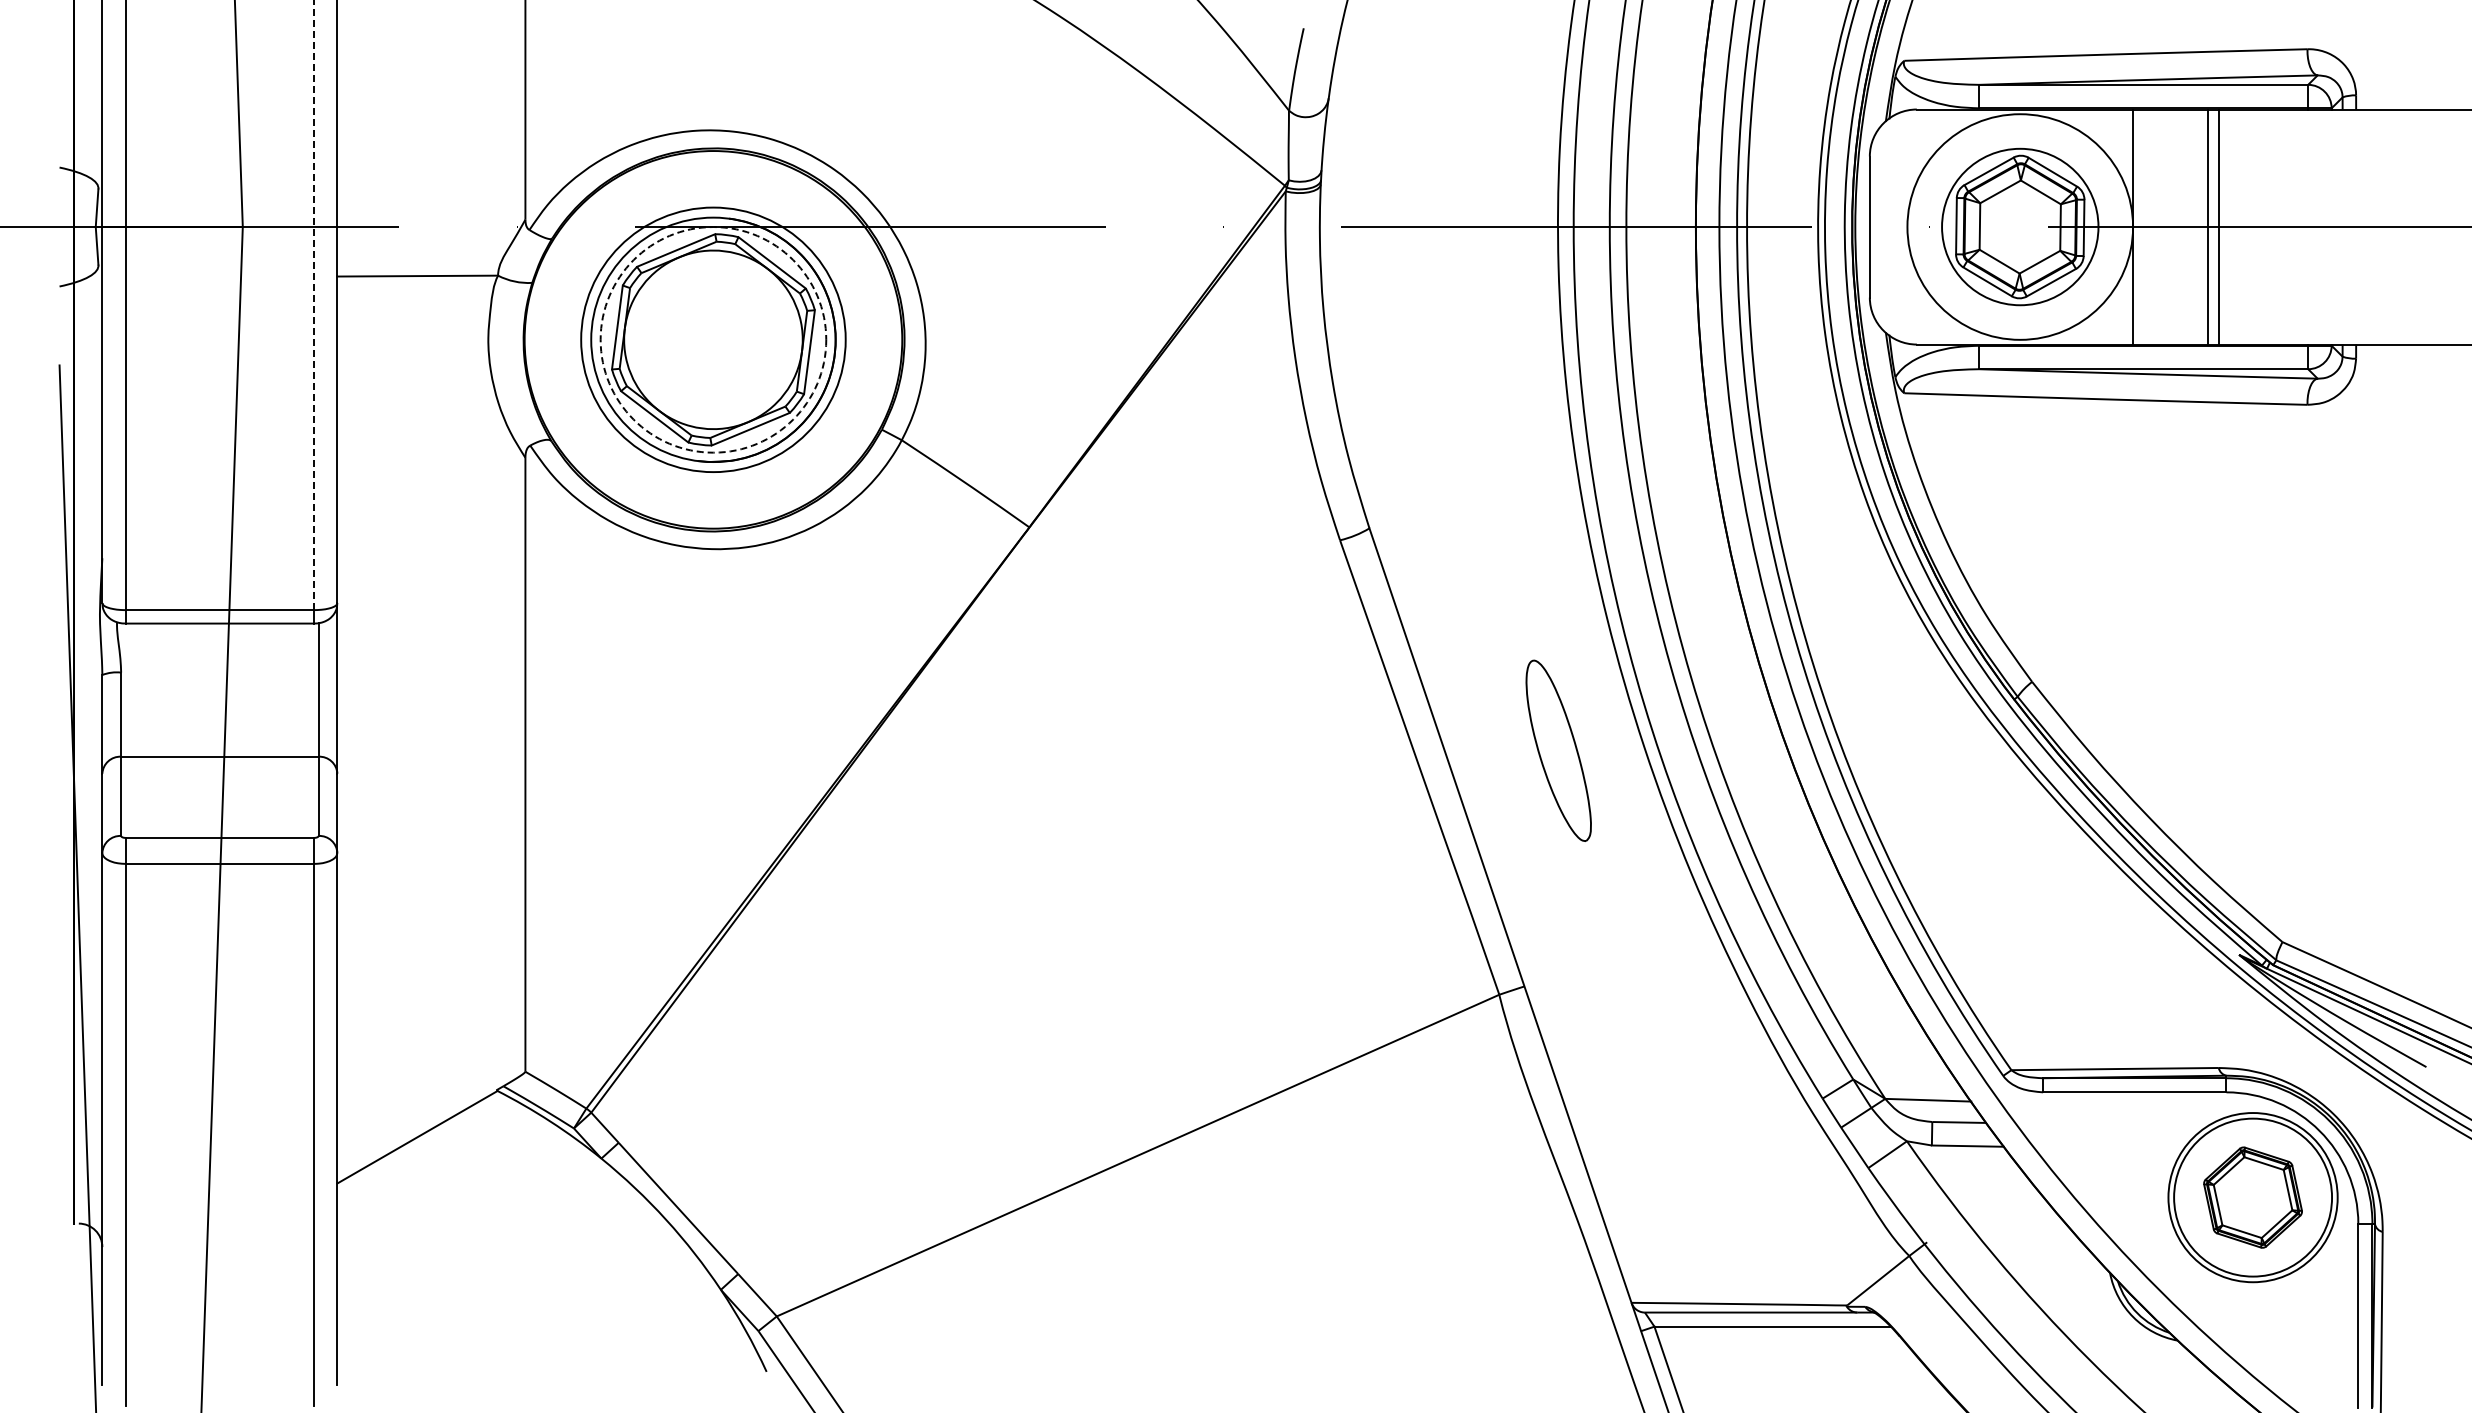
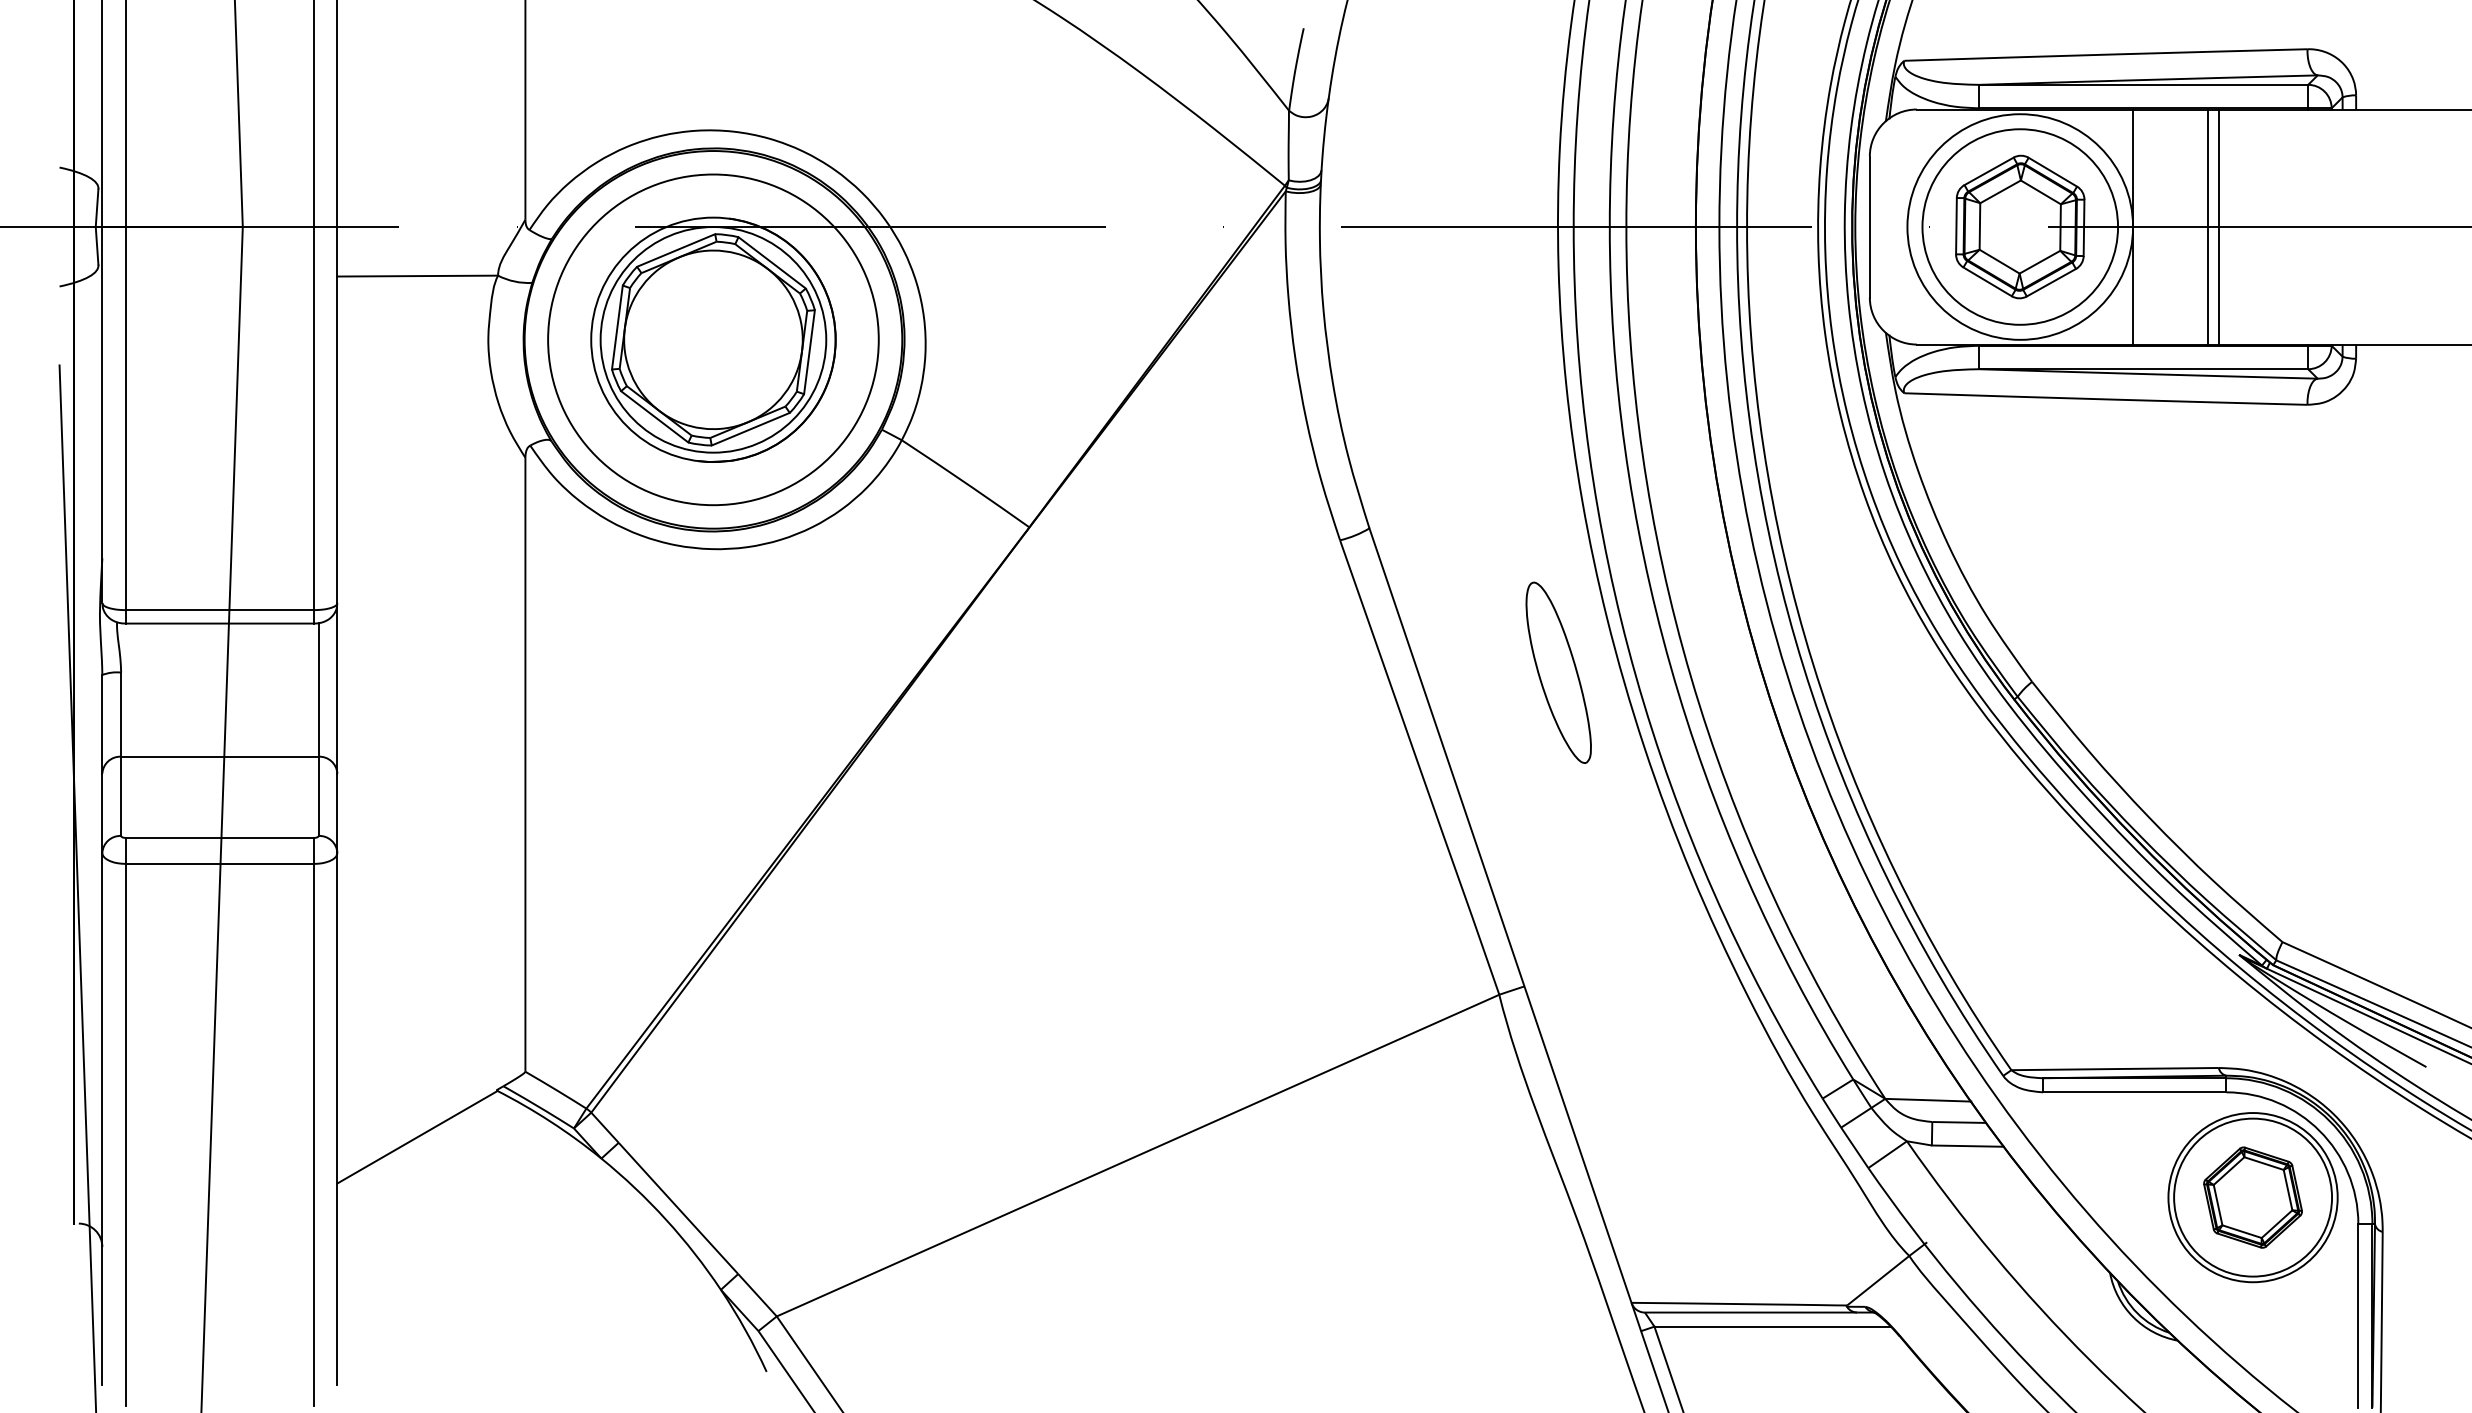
circle diameter: 156 px -> 196 px (2020, 226)
line: dashed -> solid (313, 305)
circle diameter: 265 px -> 331 px (713, 339)
circle: dashed -> solid (713, 339)
part position: (1558, 750) -> (1558, 672) (1558, 672)
